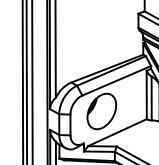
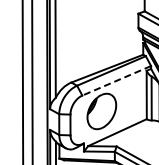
line: present -> none (26, 81)
line: solid -> dashed (116, 81)
